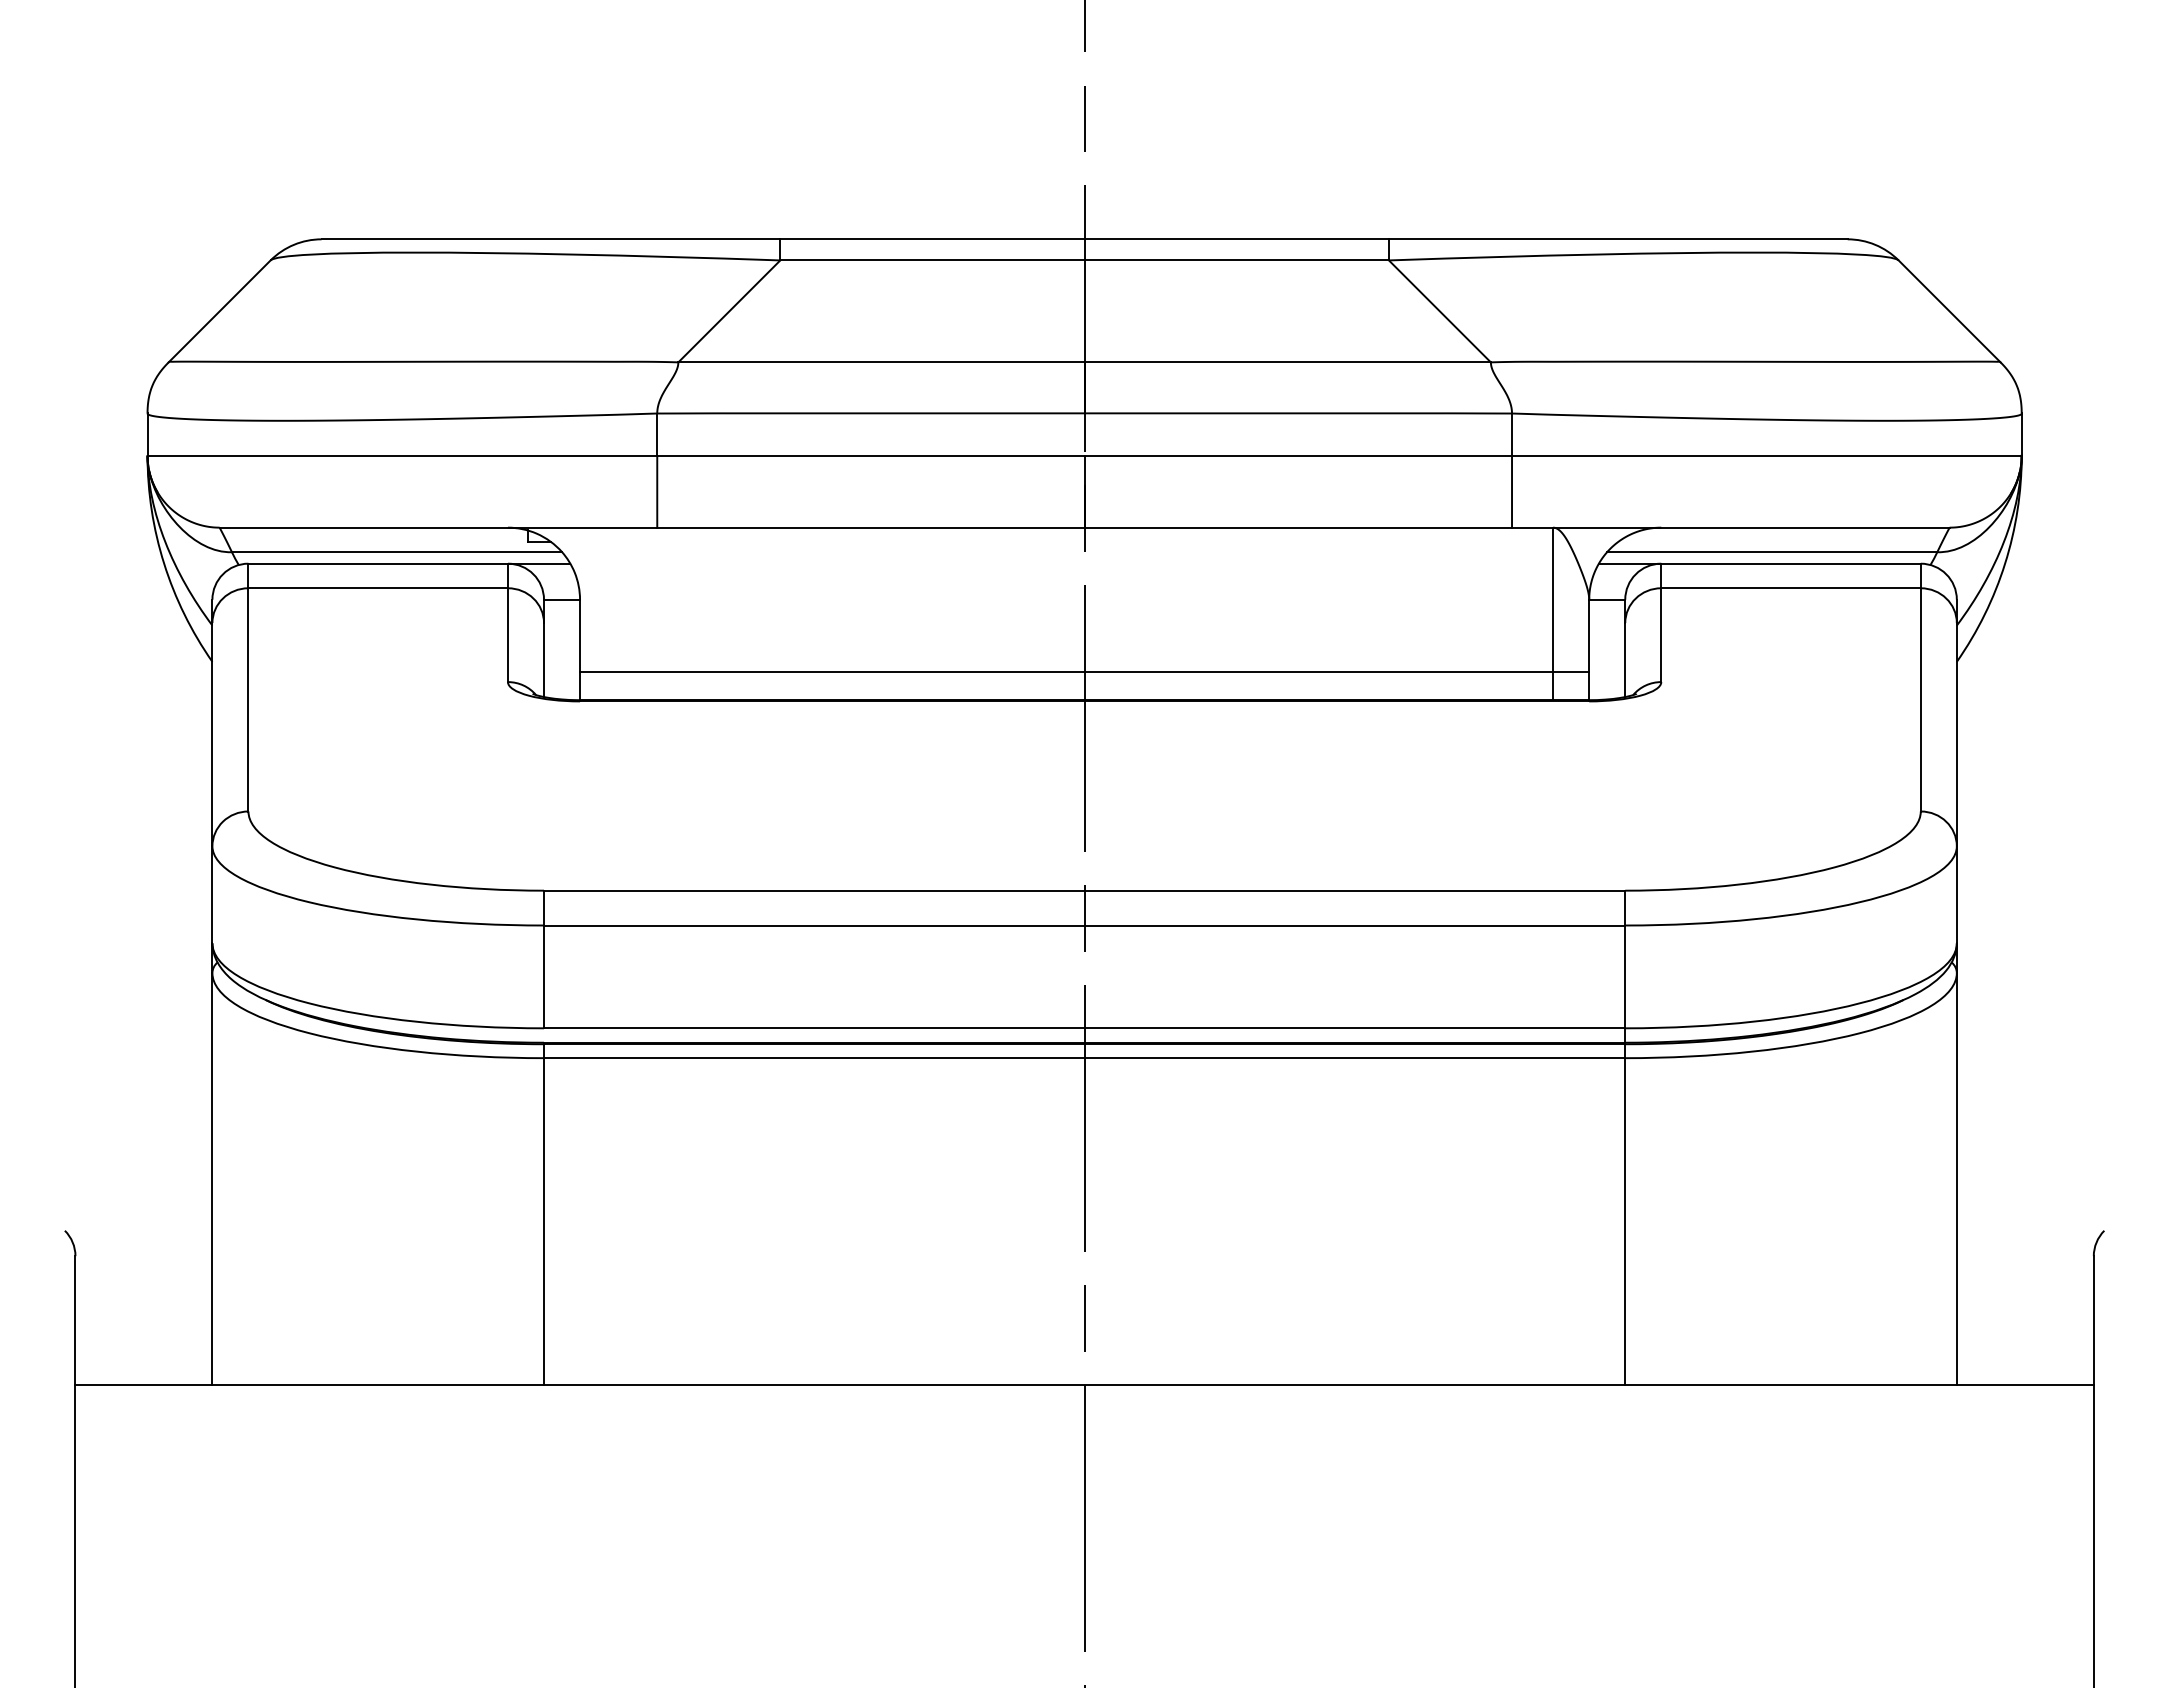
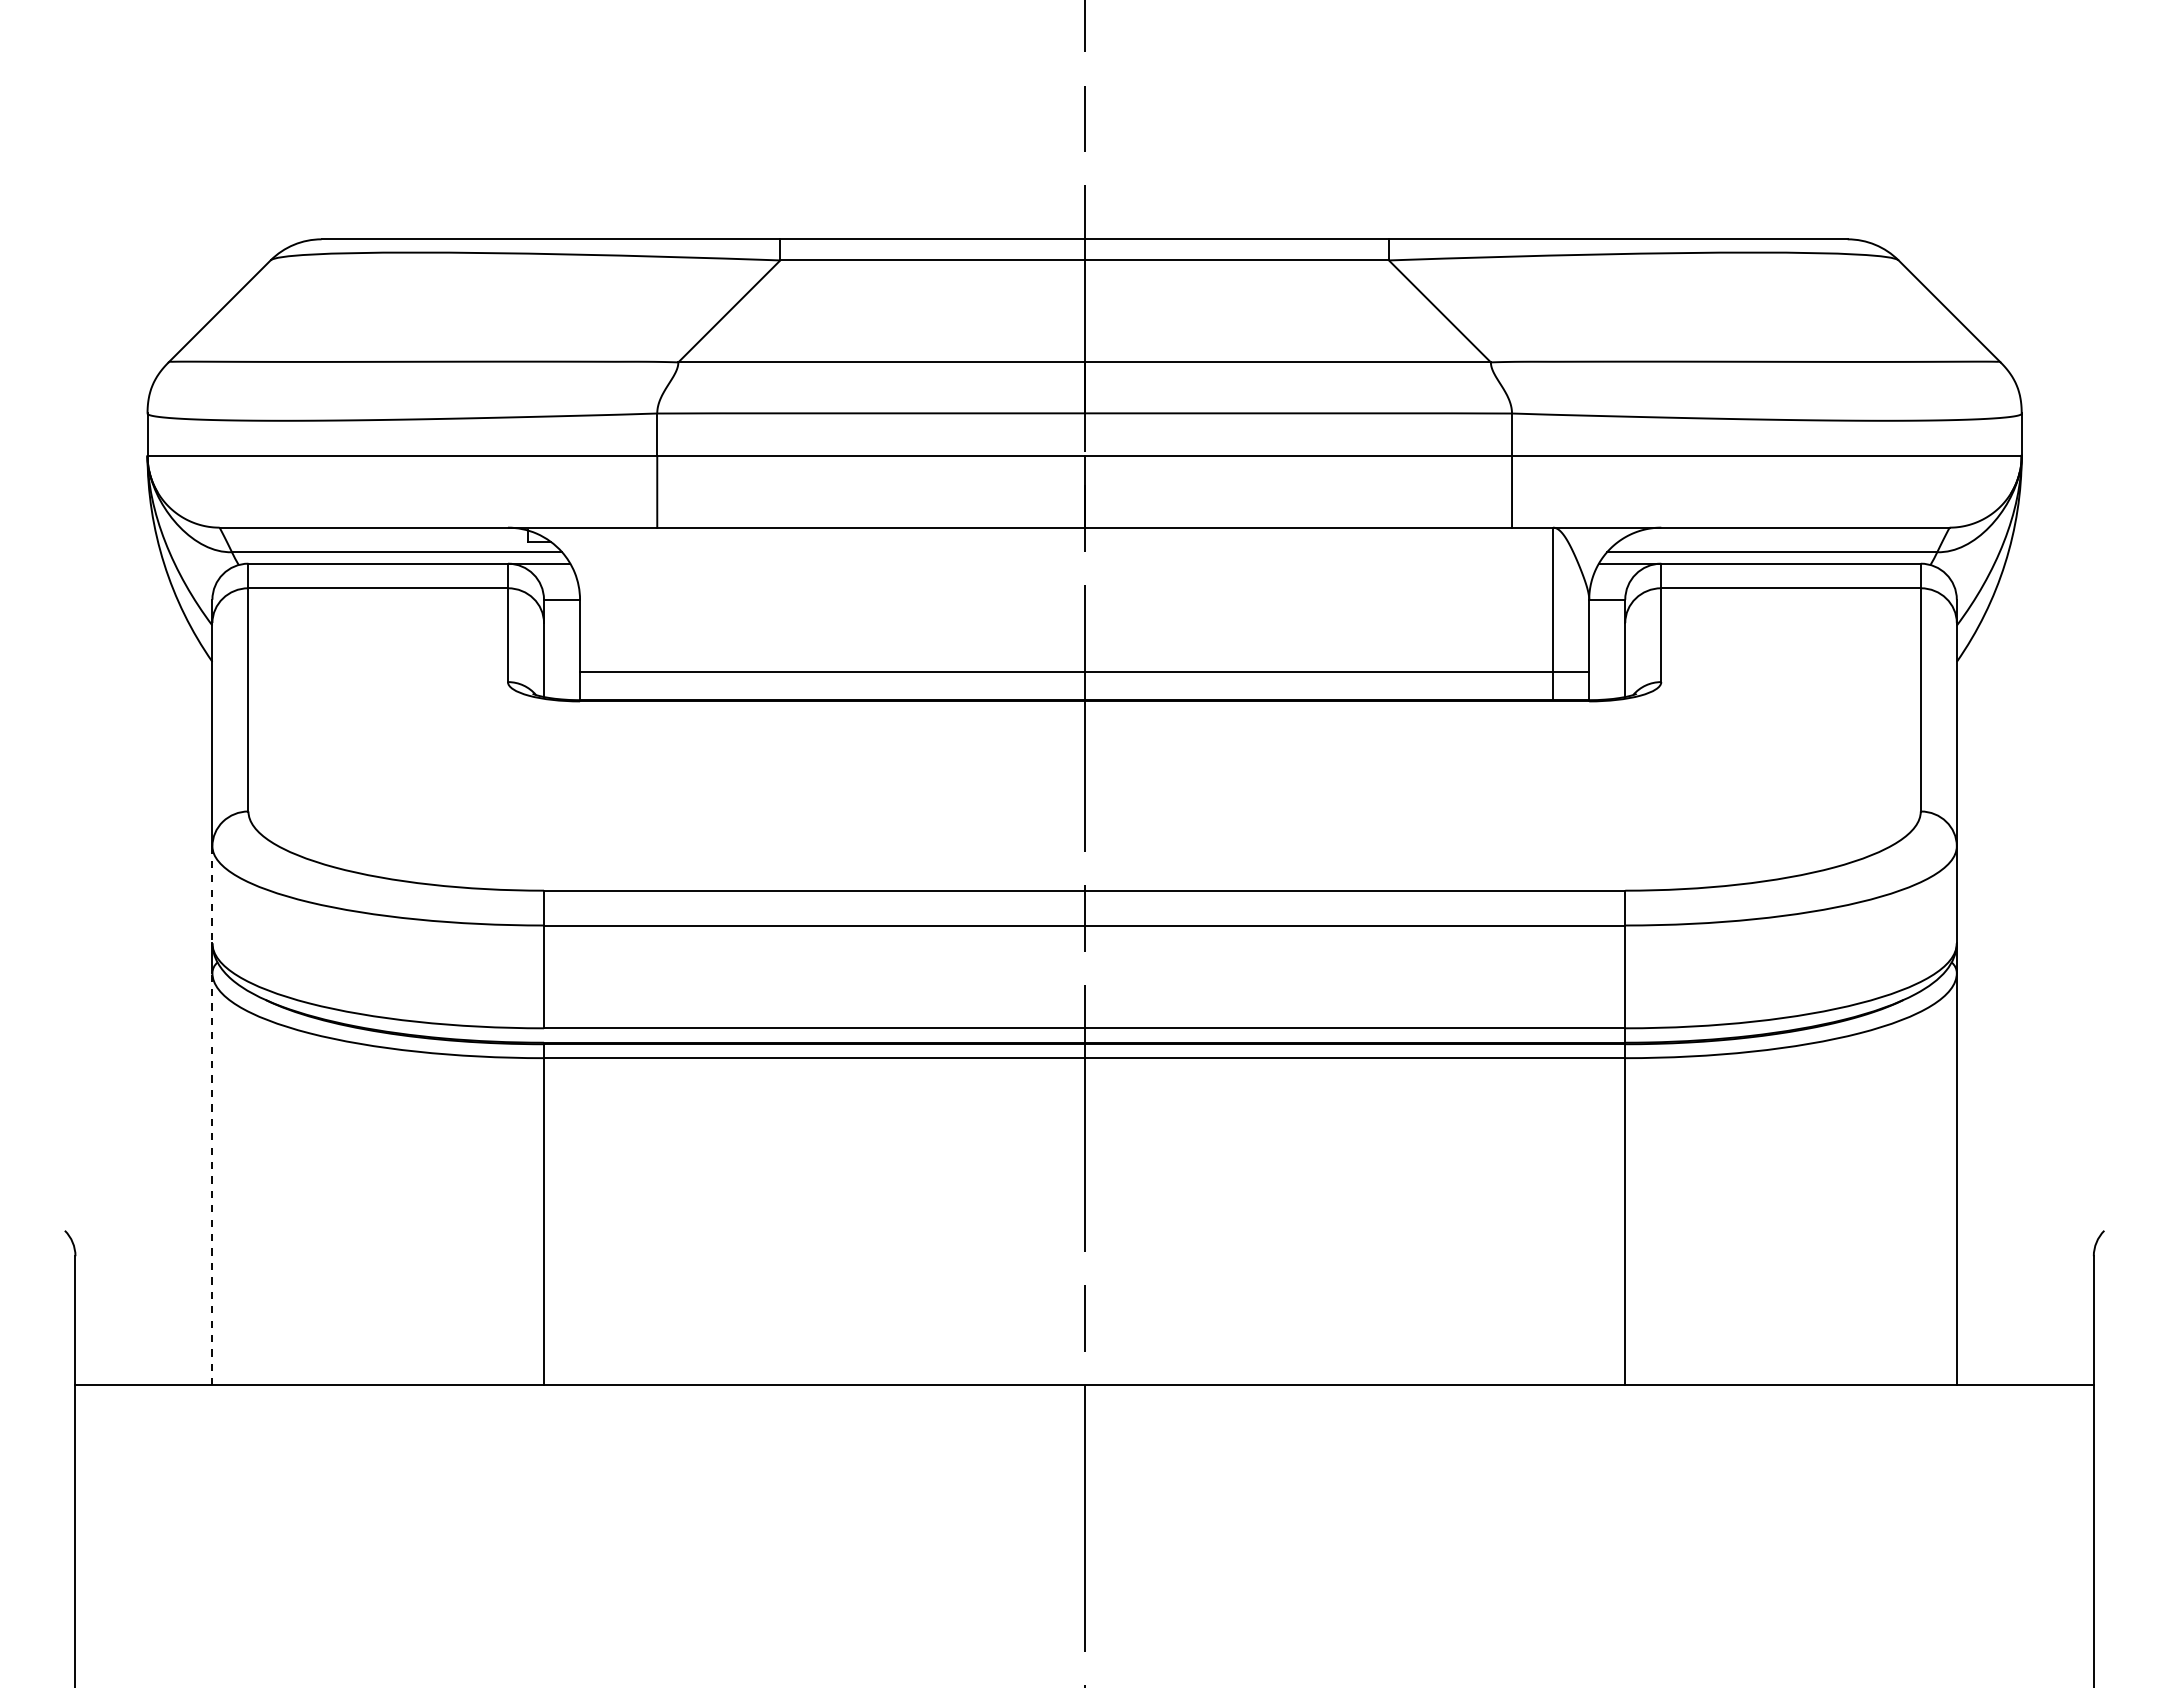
line: solid -> dashed (212, 894)
line: solid -> dashed (212, 1178)
